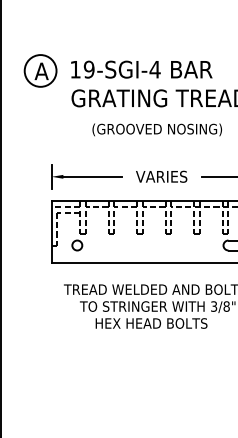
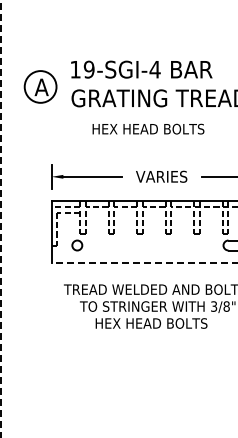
part position: (40, 70) -> (40, 86) (40, 86)
text: (GROOVED NOSING) -> HEX HEAD BOLTS (157, 129)
line: solid -> dashed (1, 219)
line: solid -> dashed (144, 262)
